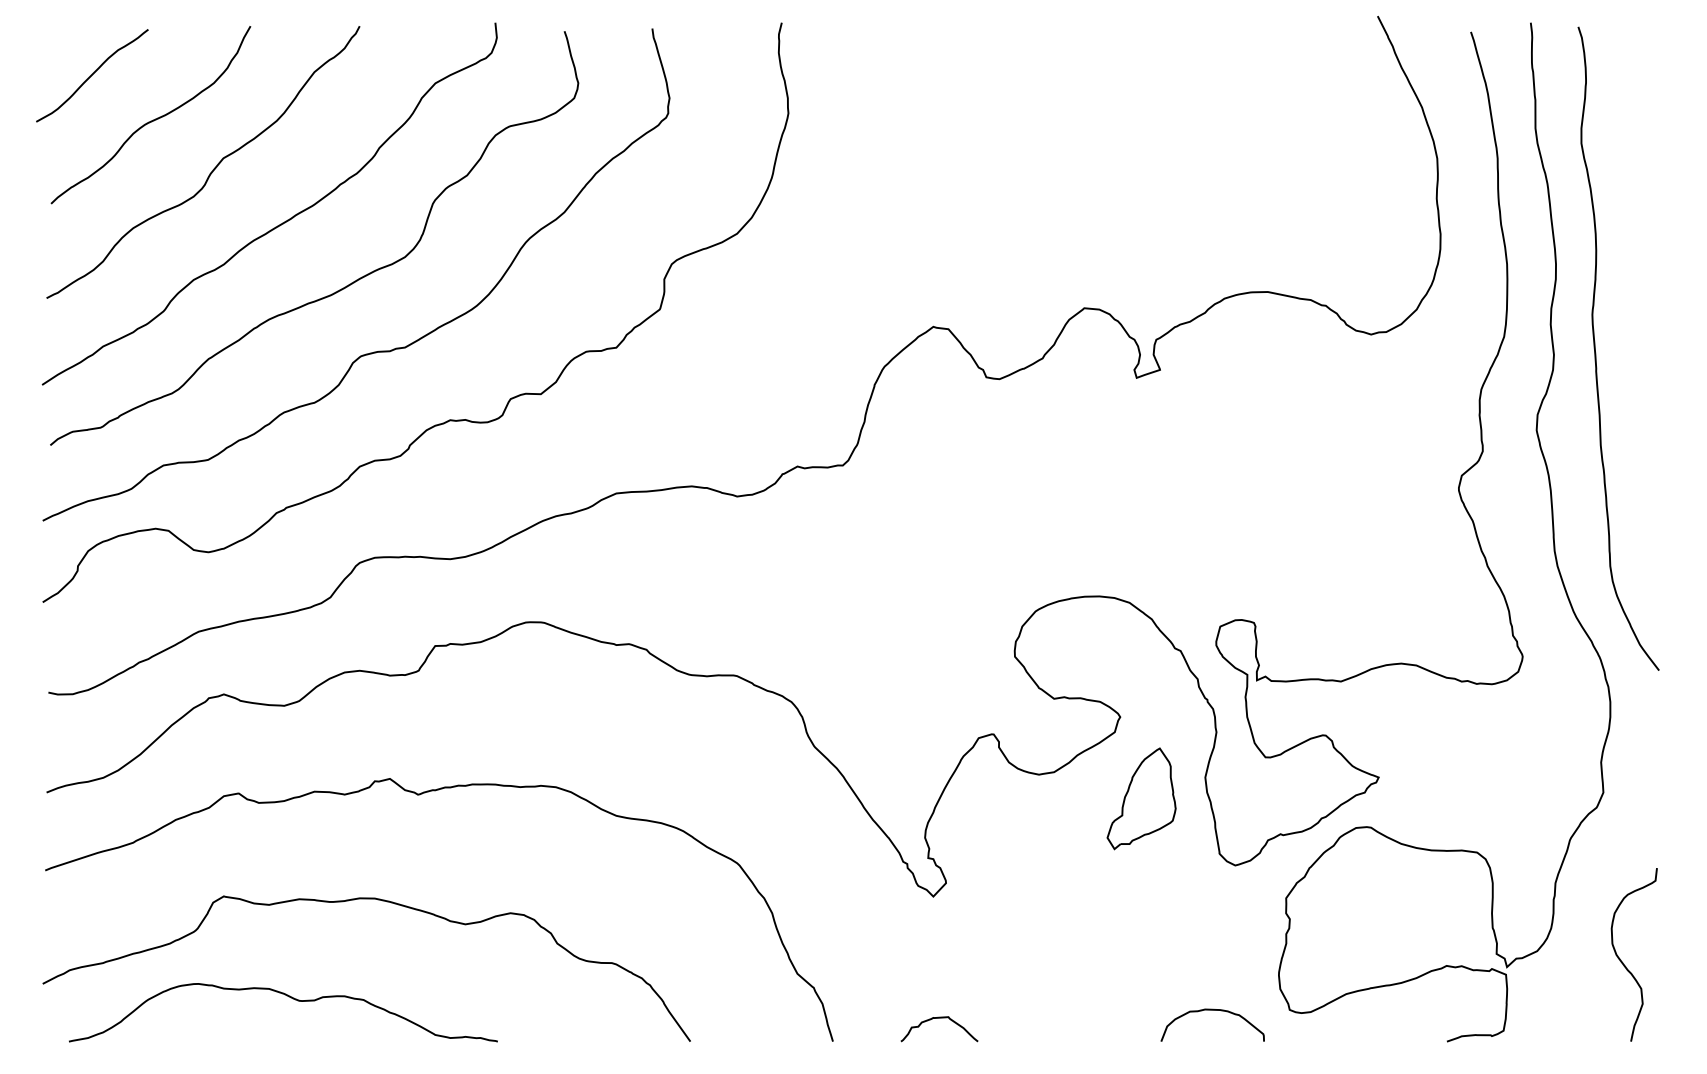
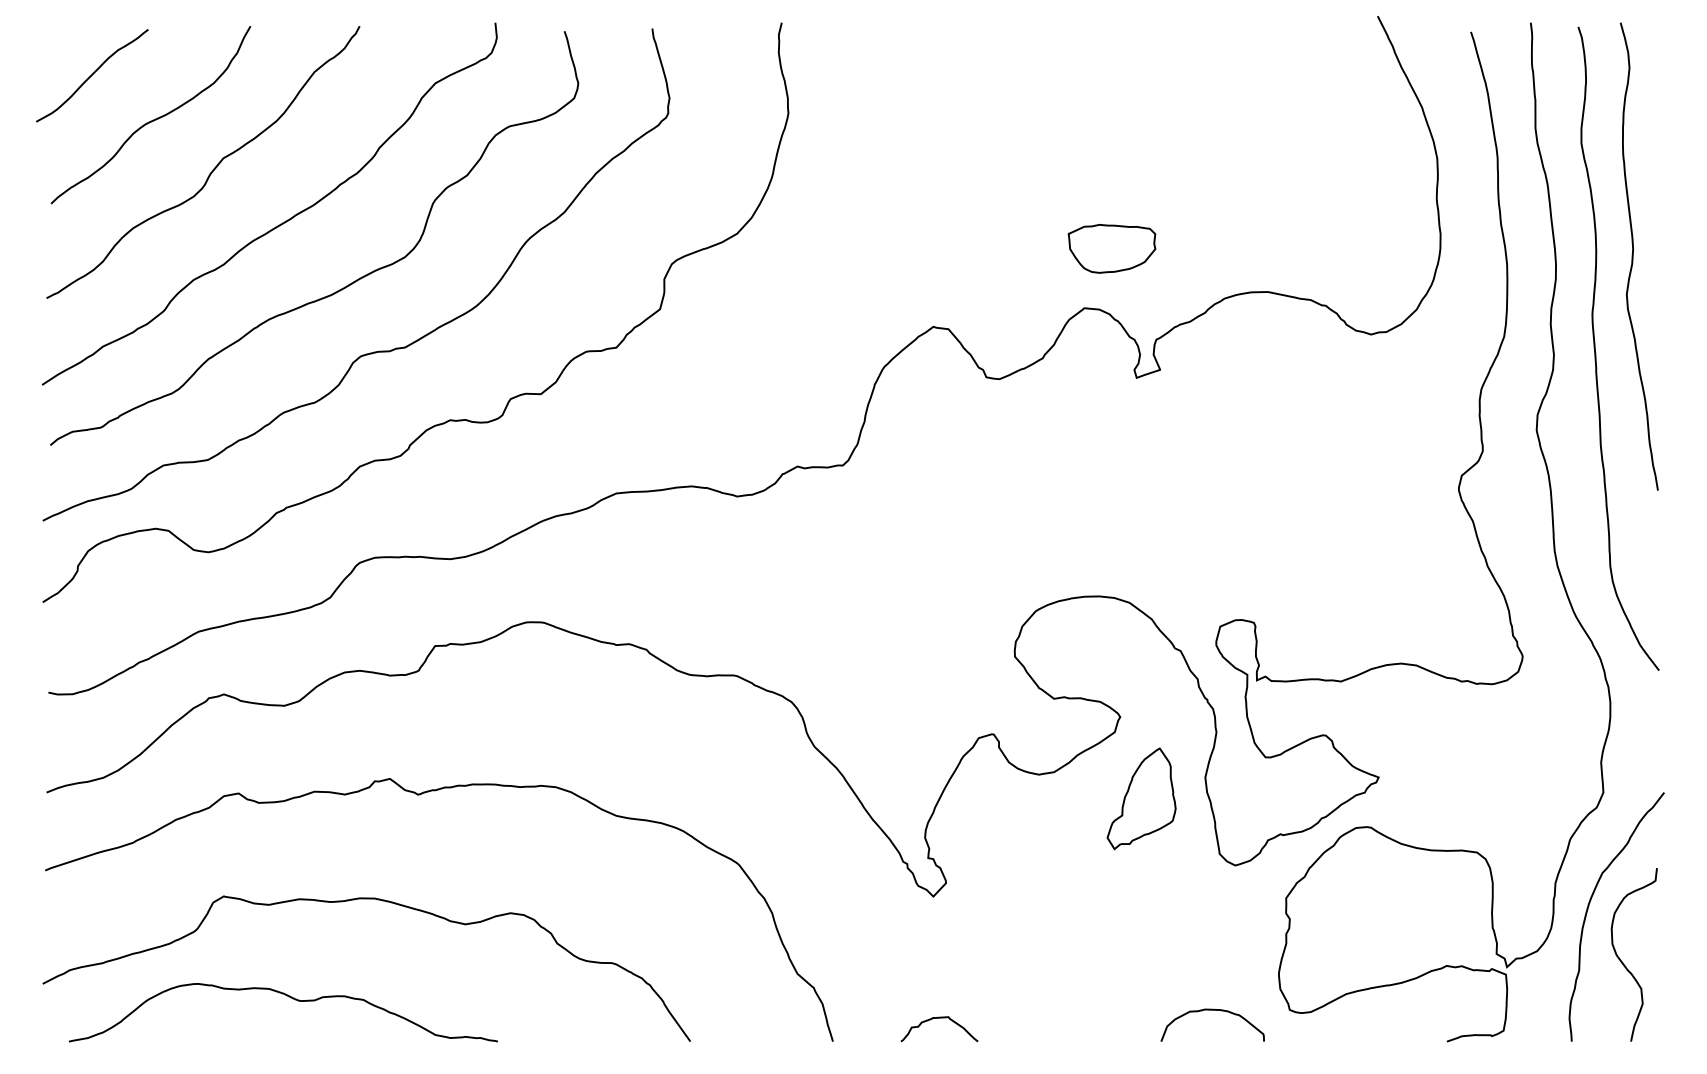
part: none -> present (1111, 248)
curve: none -> present (1633, 256)
curve: none -> present (1589, 906)
